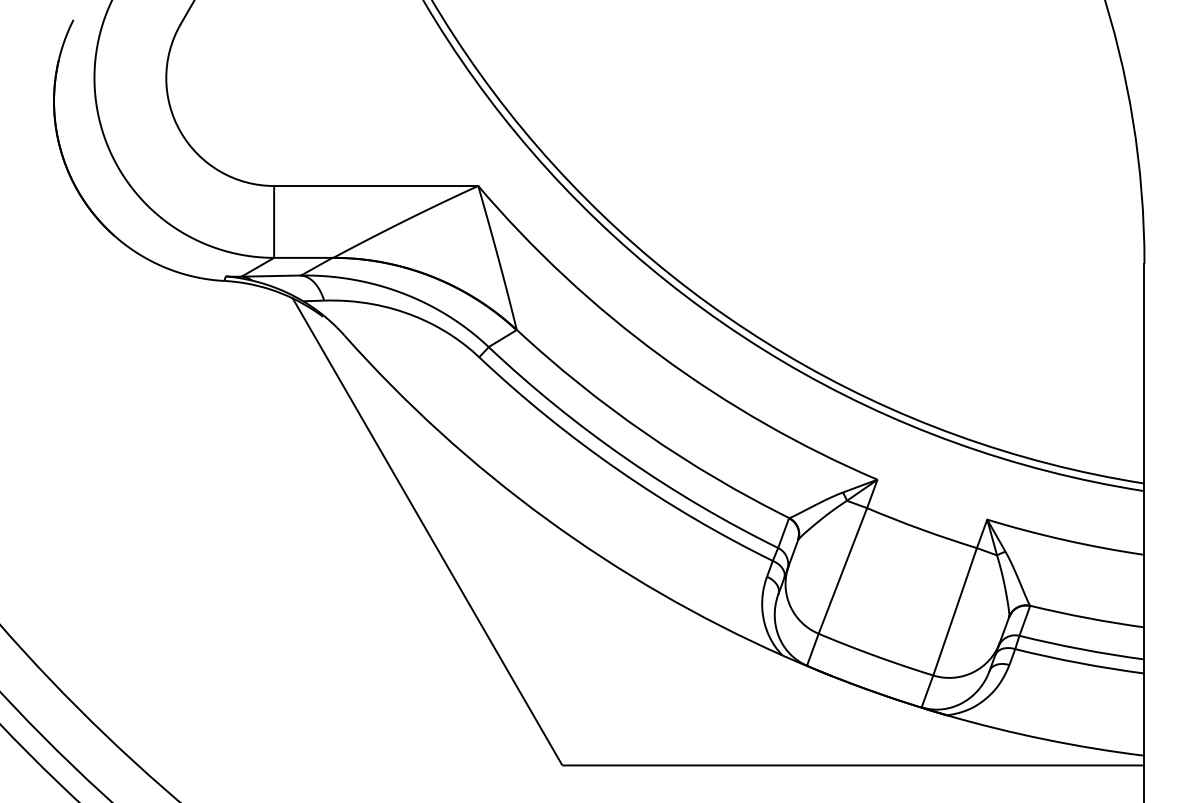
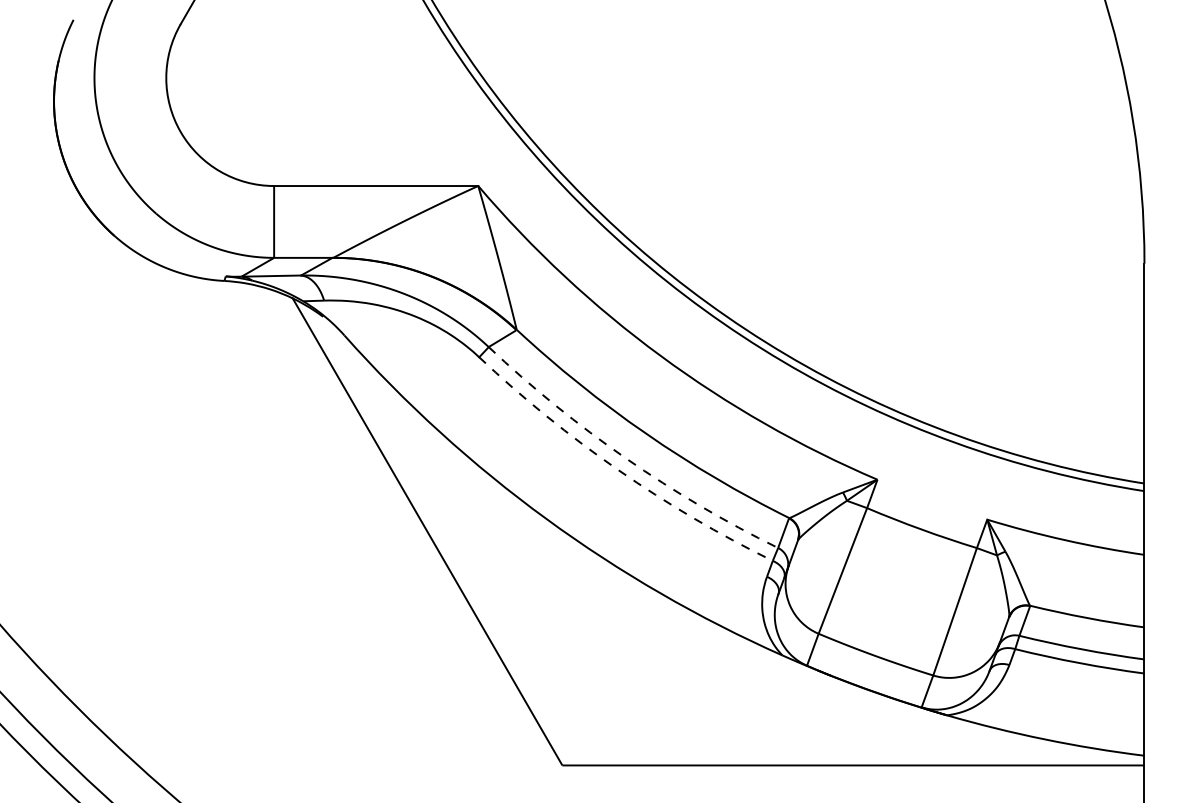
arc: solid -> dashed (625, 458)
arc: solid -> dashed (618, 470)
